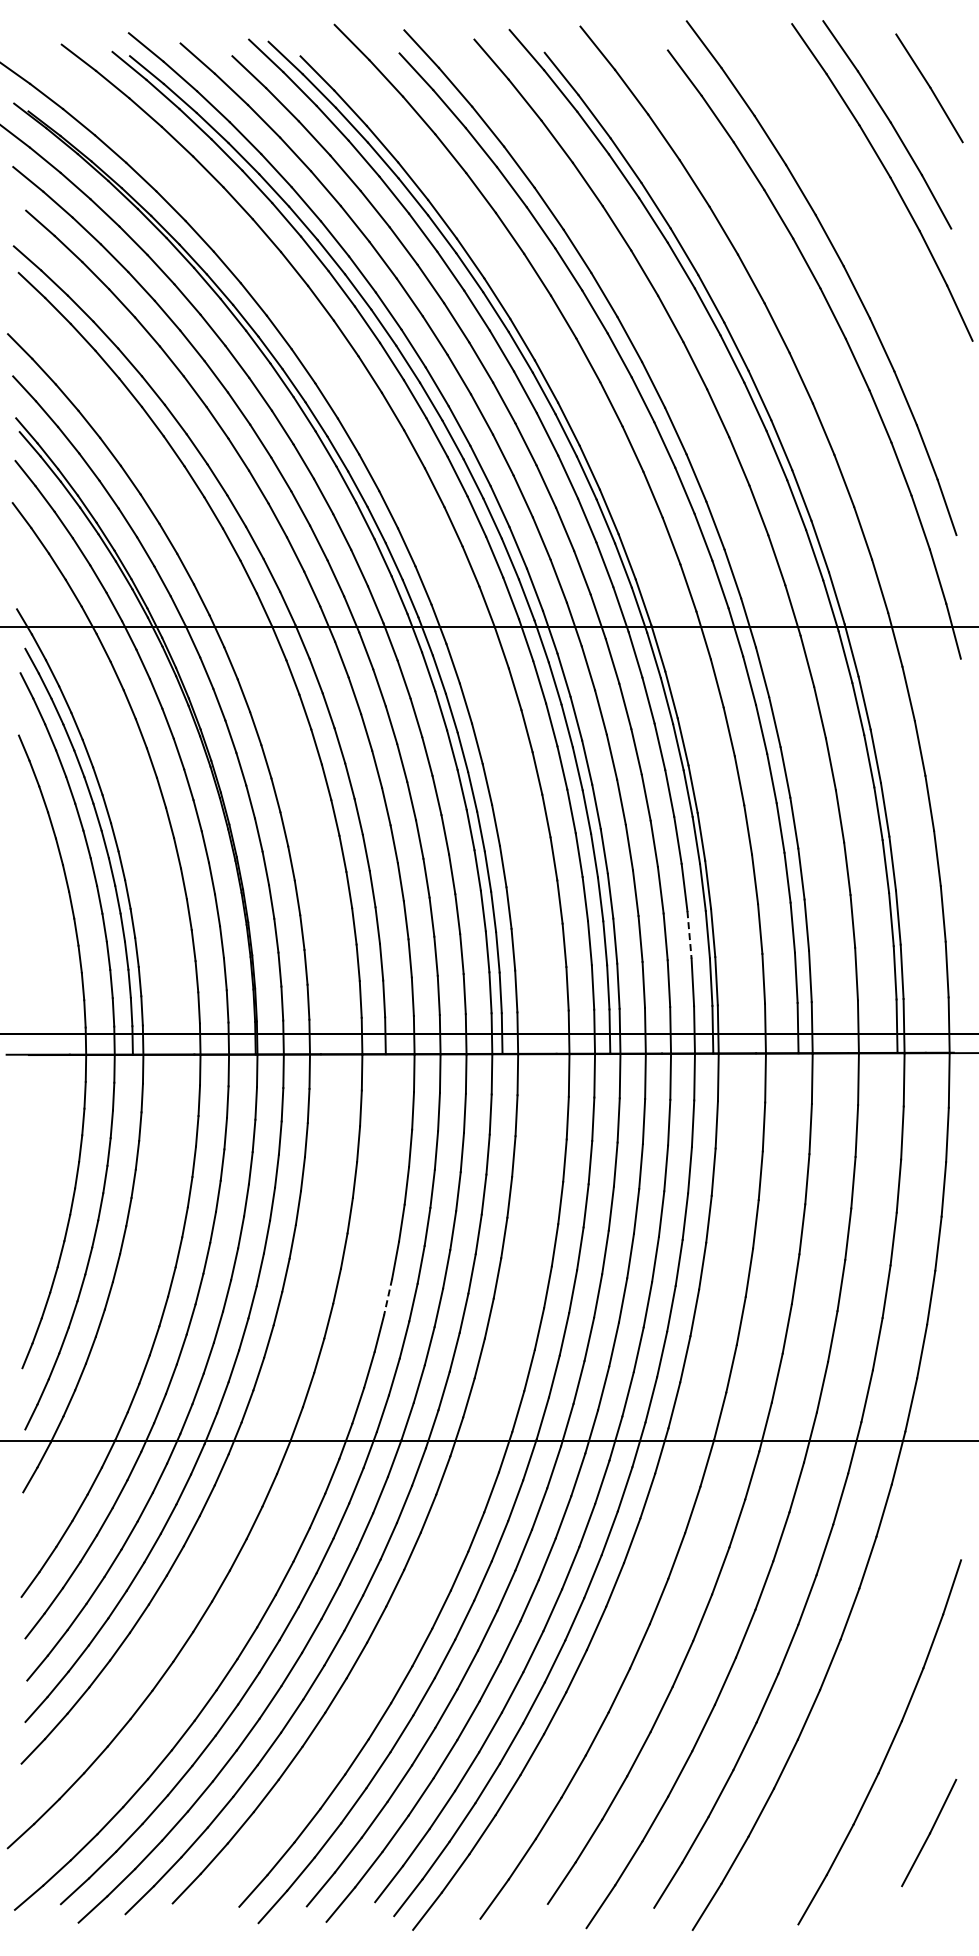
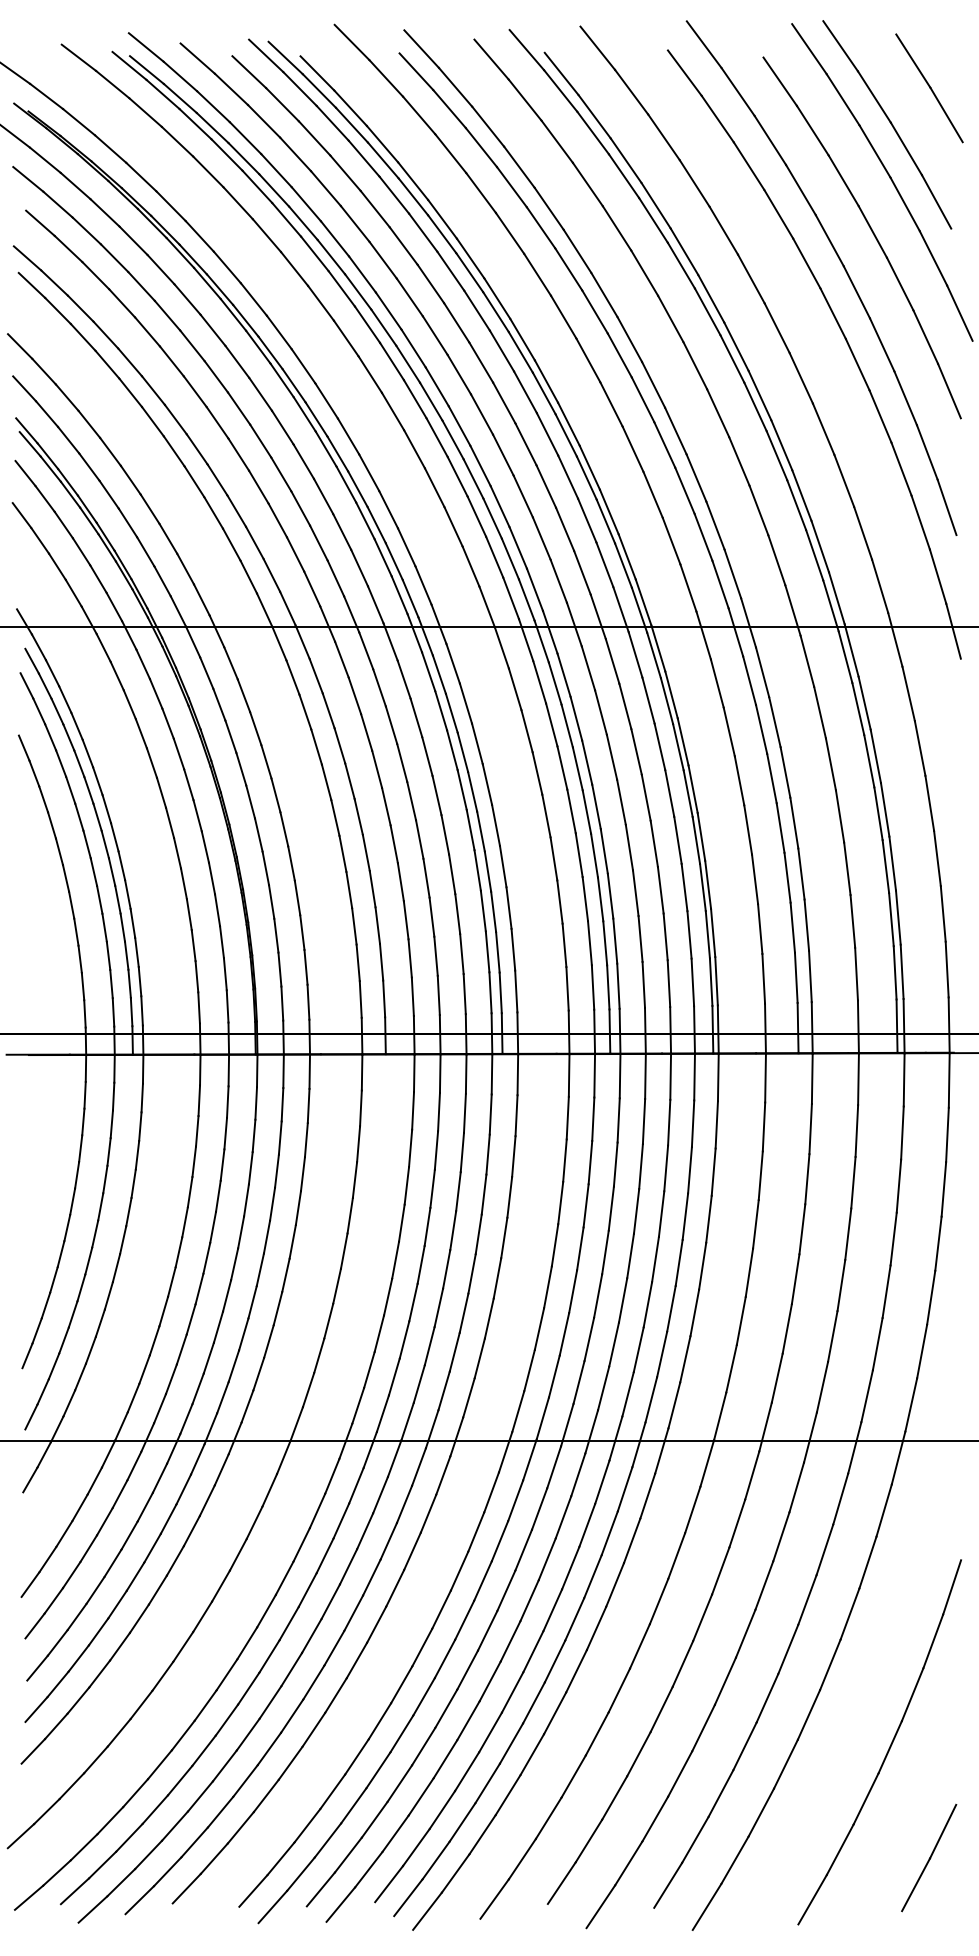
part: none -> present (871, 231)
line: dashed -> solid (689, 934)
line: dashed -> solid (388, 1297)
part position: (929, 1832) -> (929, 1857) (929, 1857)
